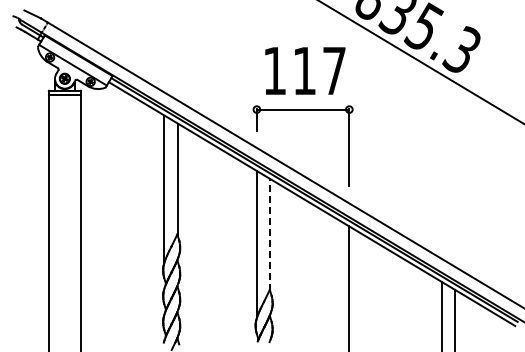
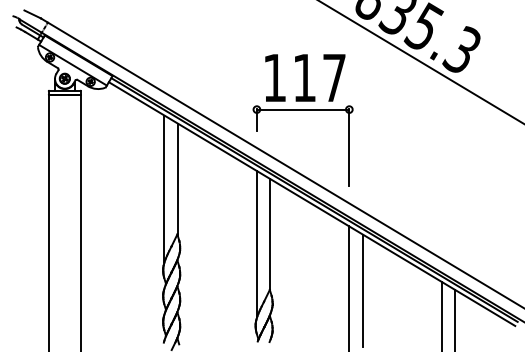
text position: (305, 70) -> (305, 77) (305, 77)
line: dashed -> solid (270, 234)
line: none -> present (362, 290)
